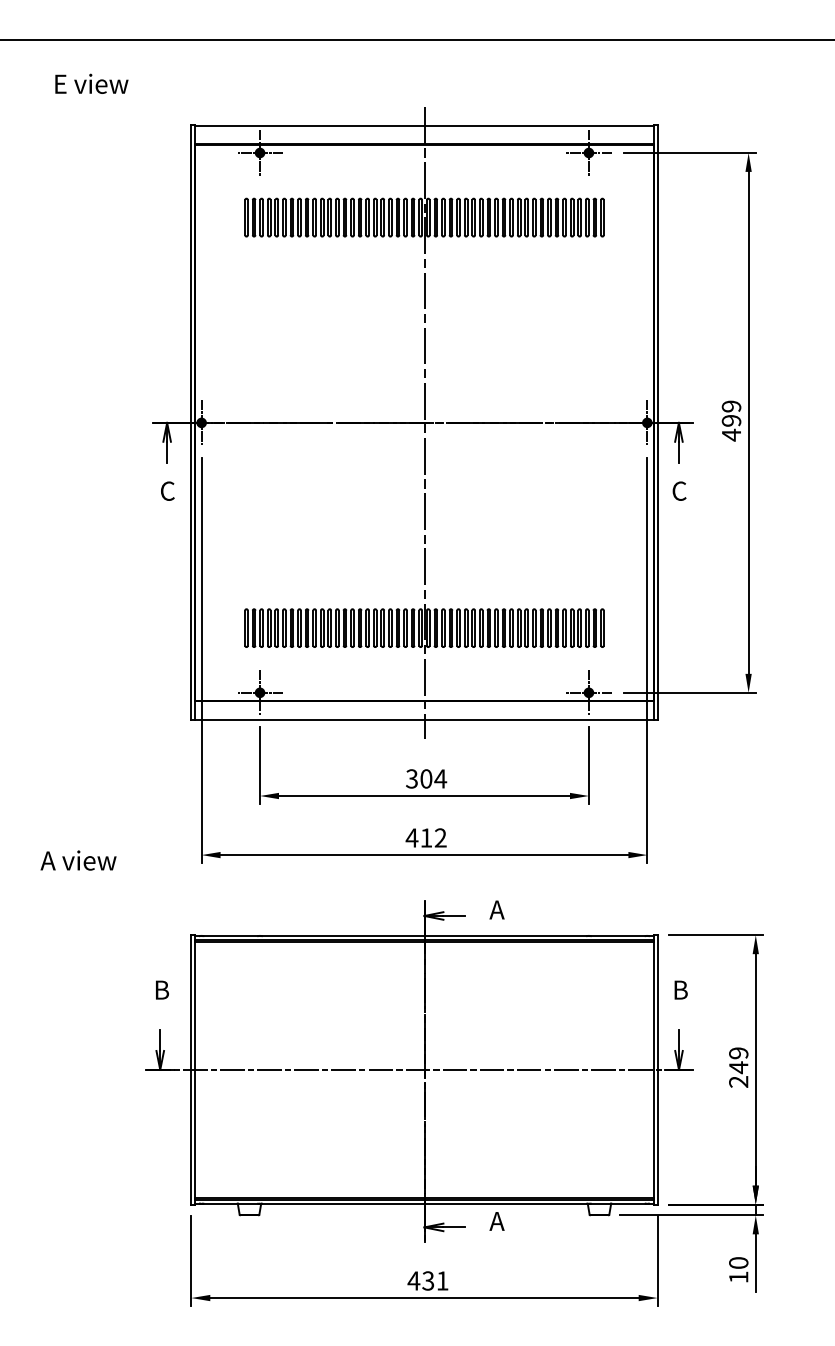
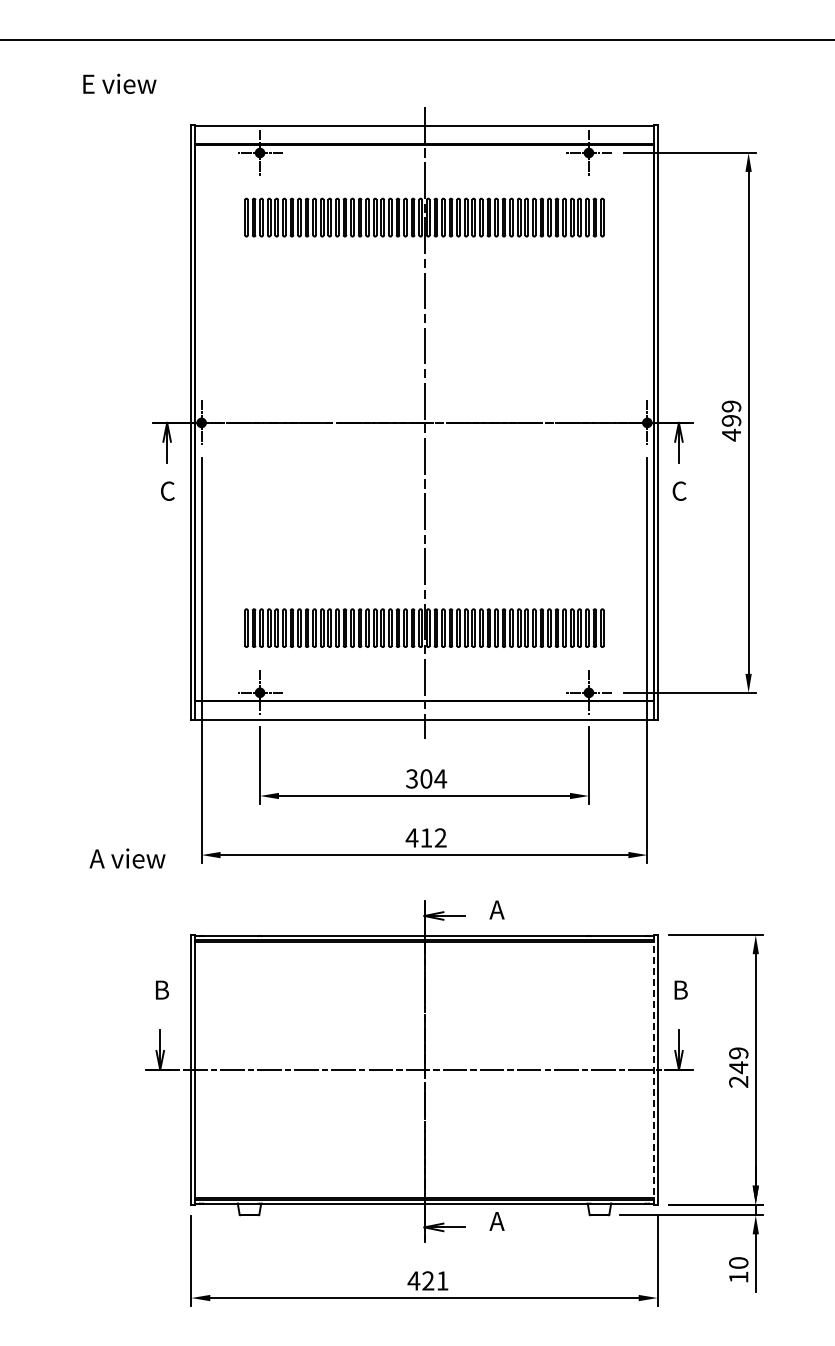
text position: (91, 83) -> (119, 83) (119, 83)
text position: (78, 860) -> (127, 858) (127, 858)
line: solid -> dashed (653, 1069)
text: 431 -> 421 (428, 1280)
